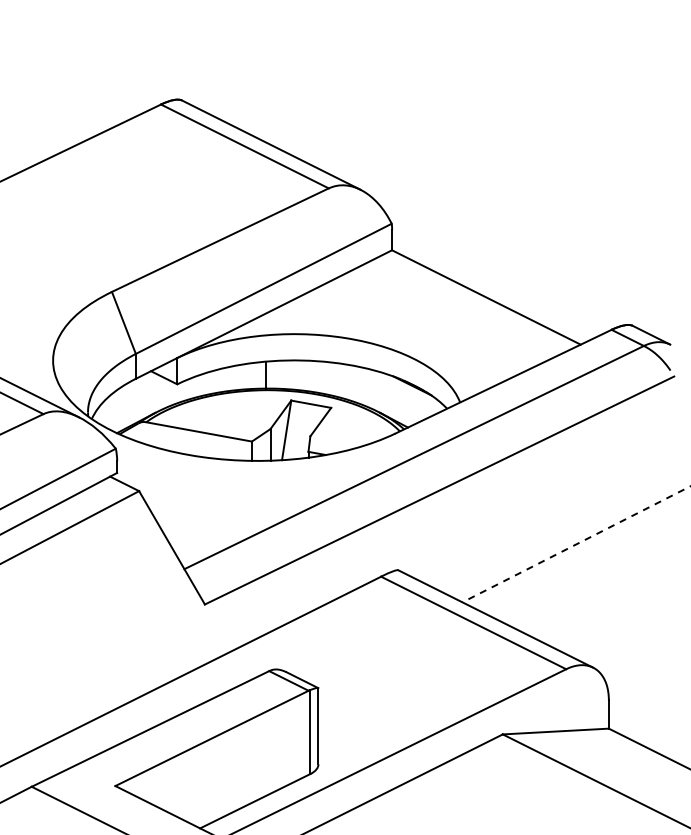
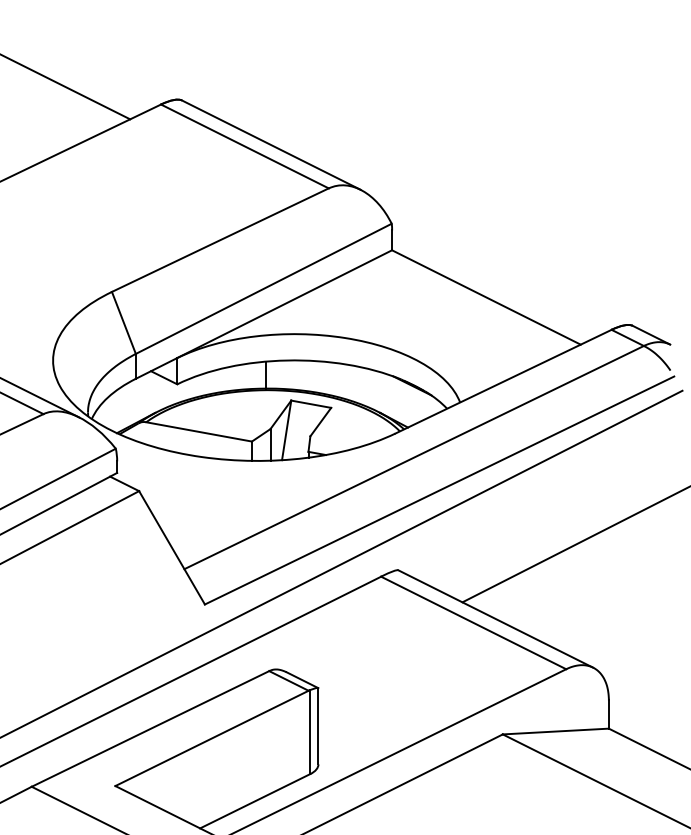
line: none -> present (66, 87)
line: dashed -> solid (576, 544)
line: none -> present (342, 563)
